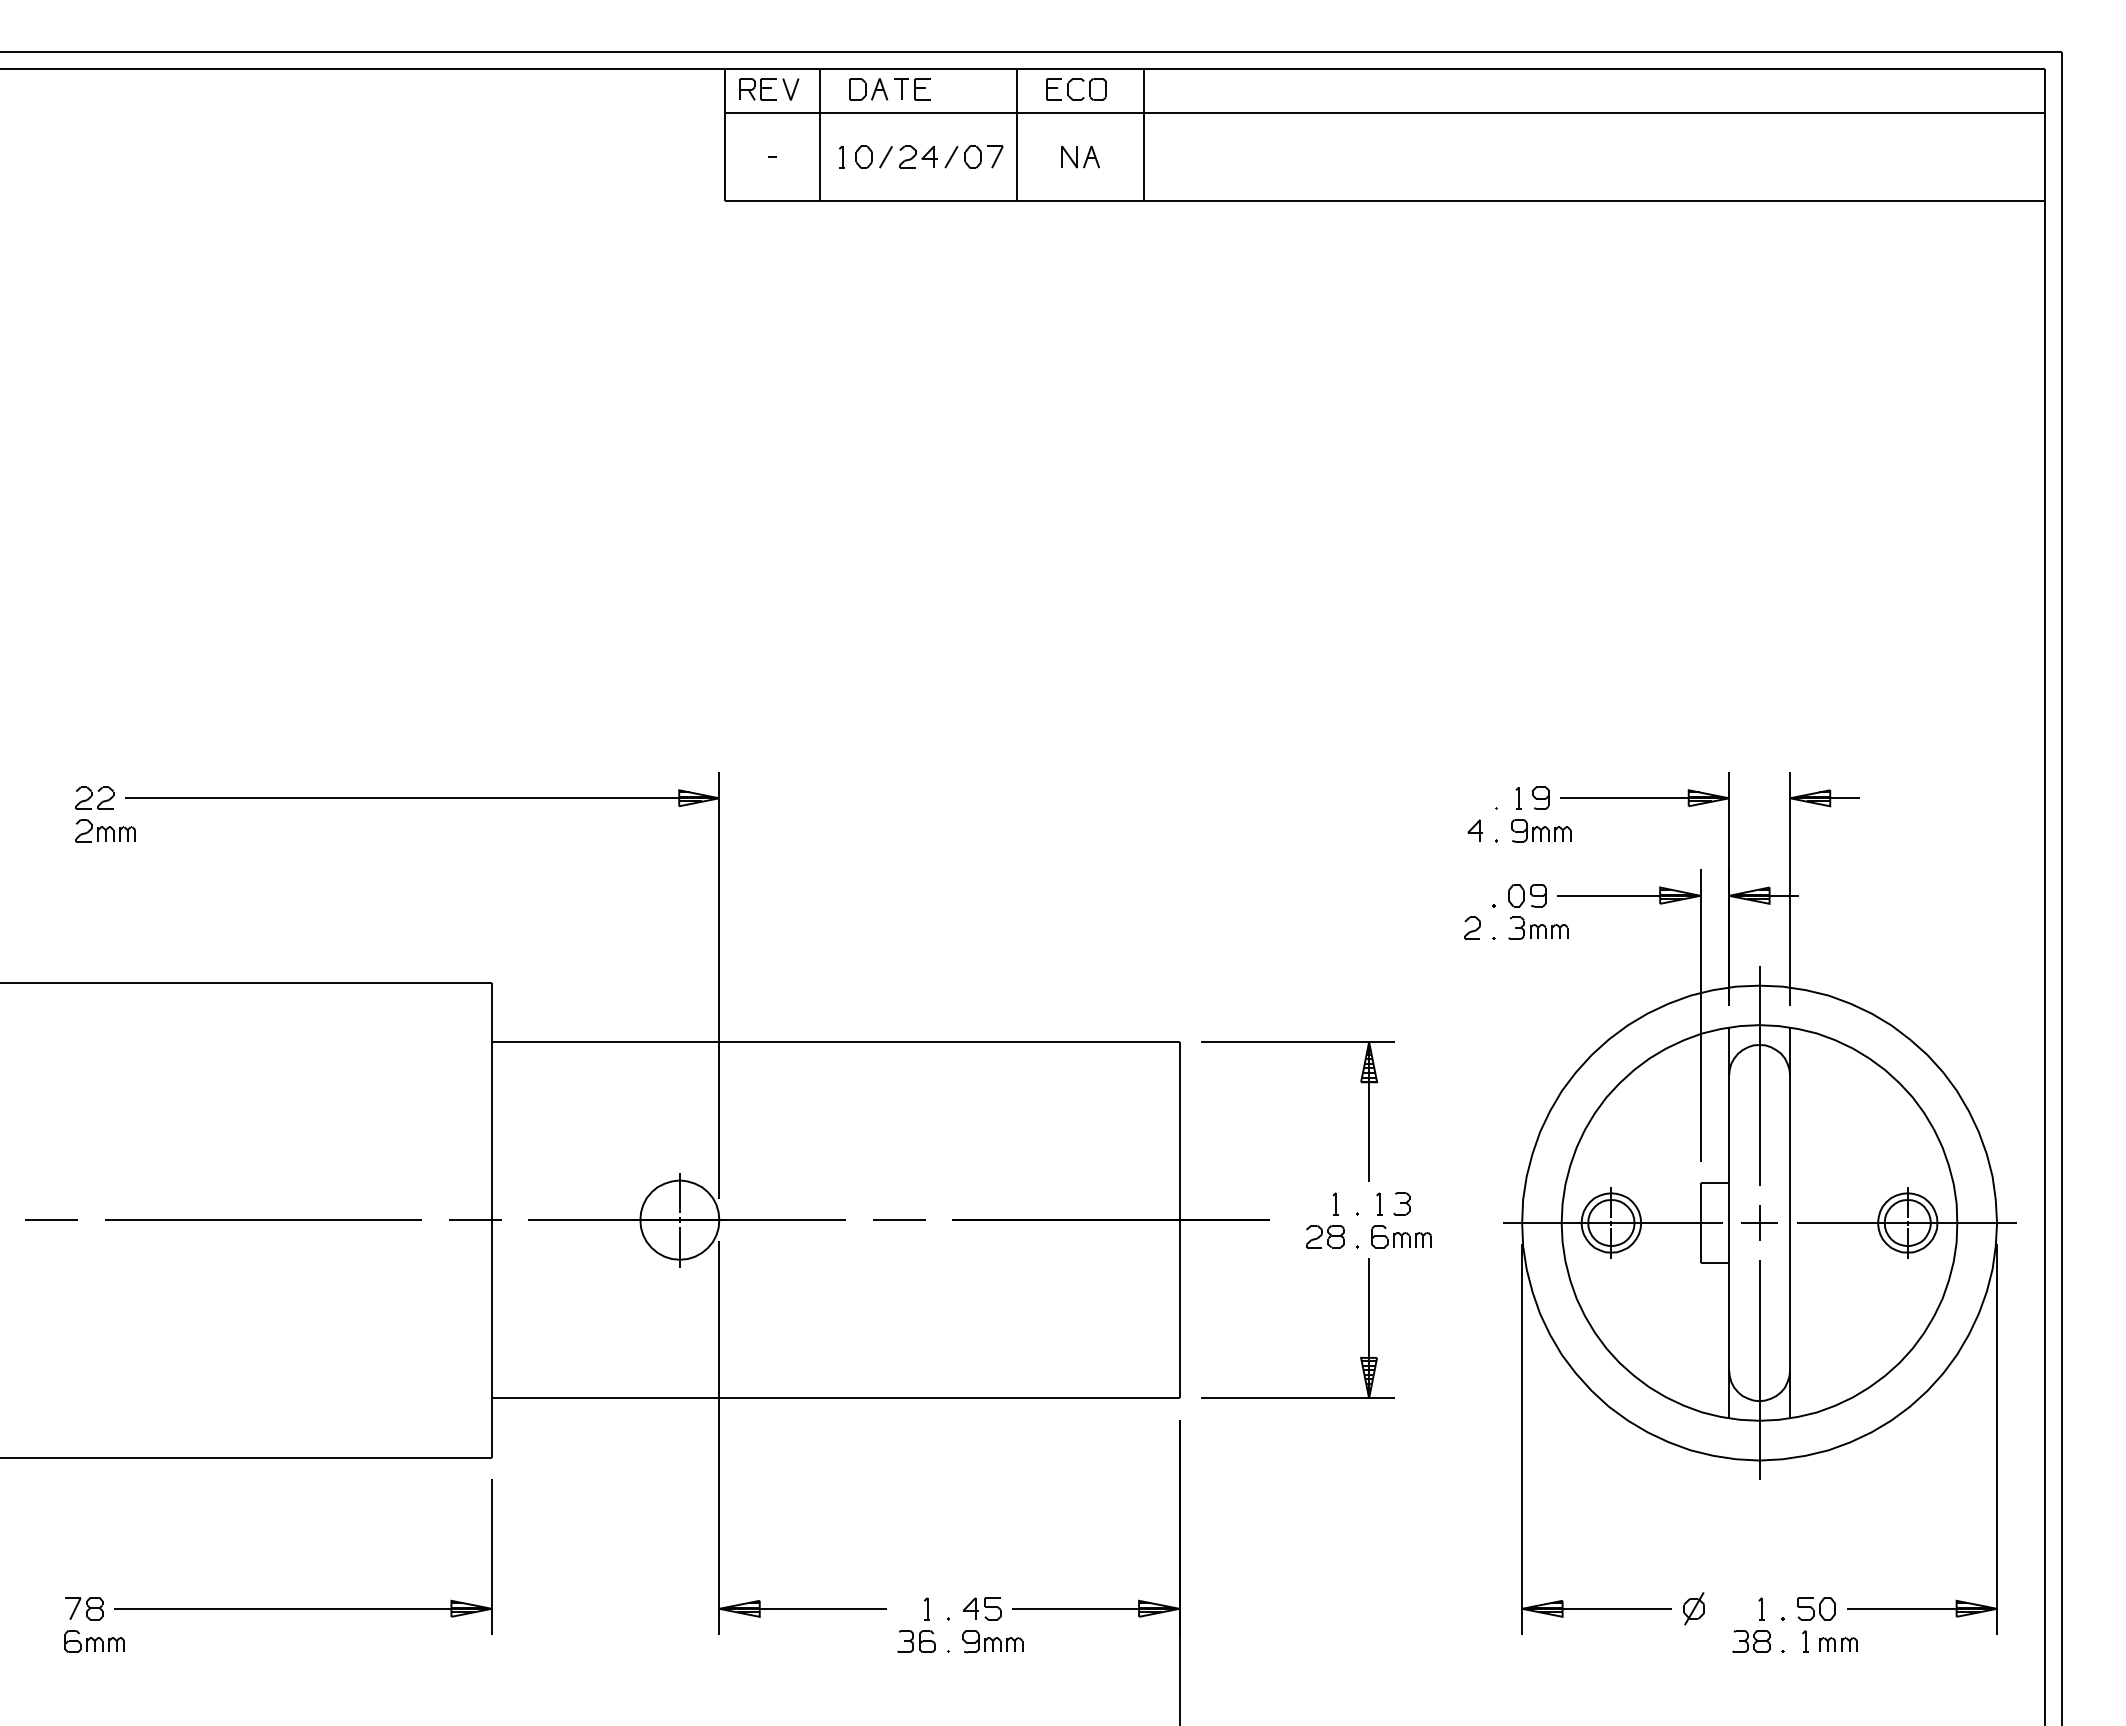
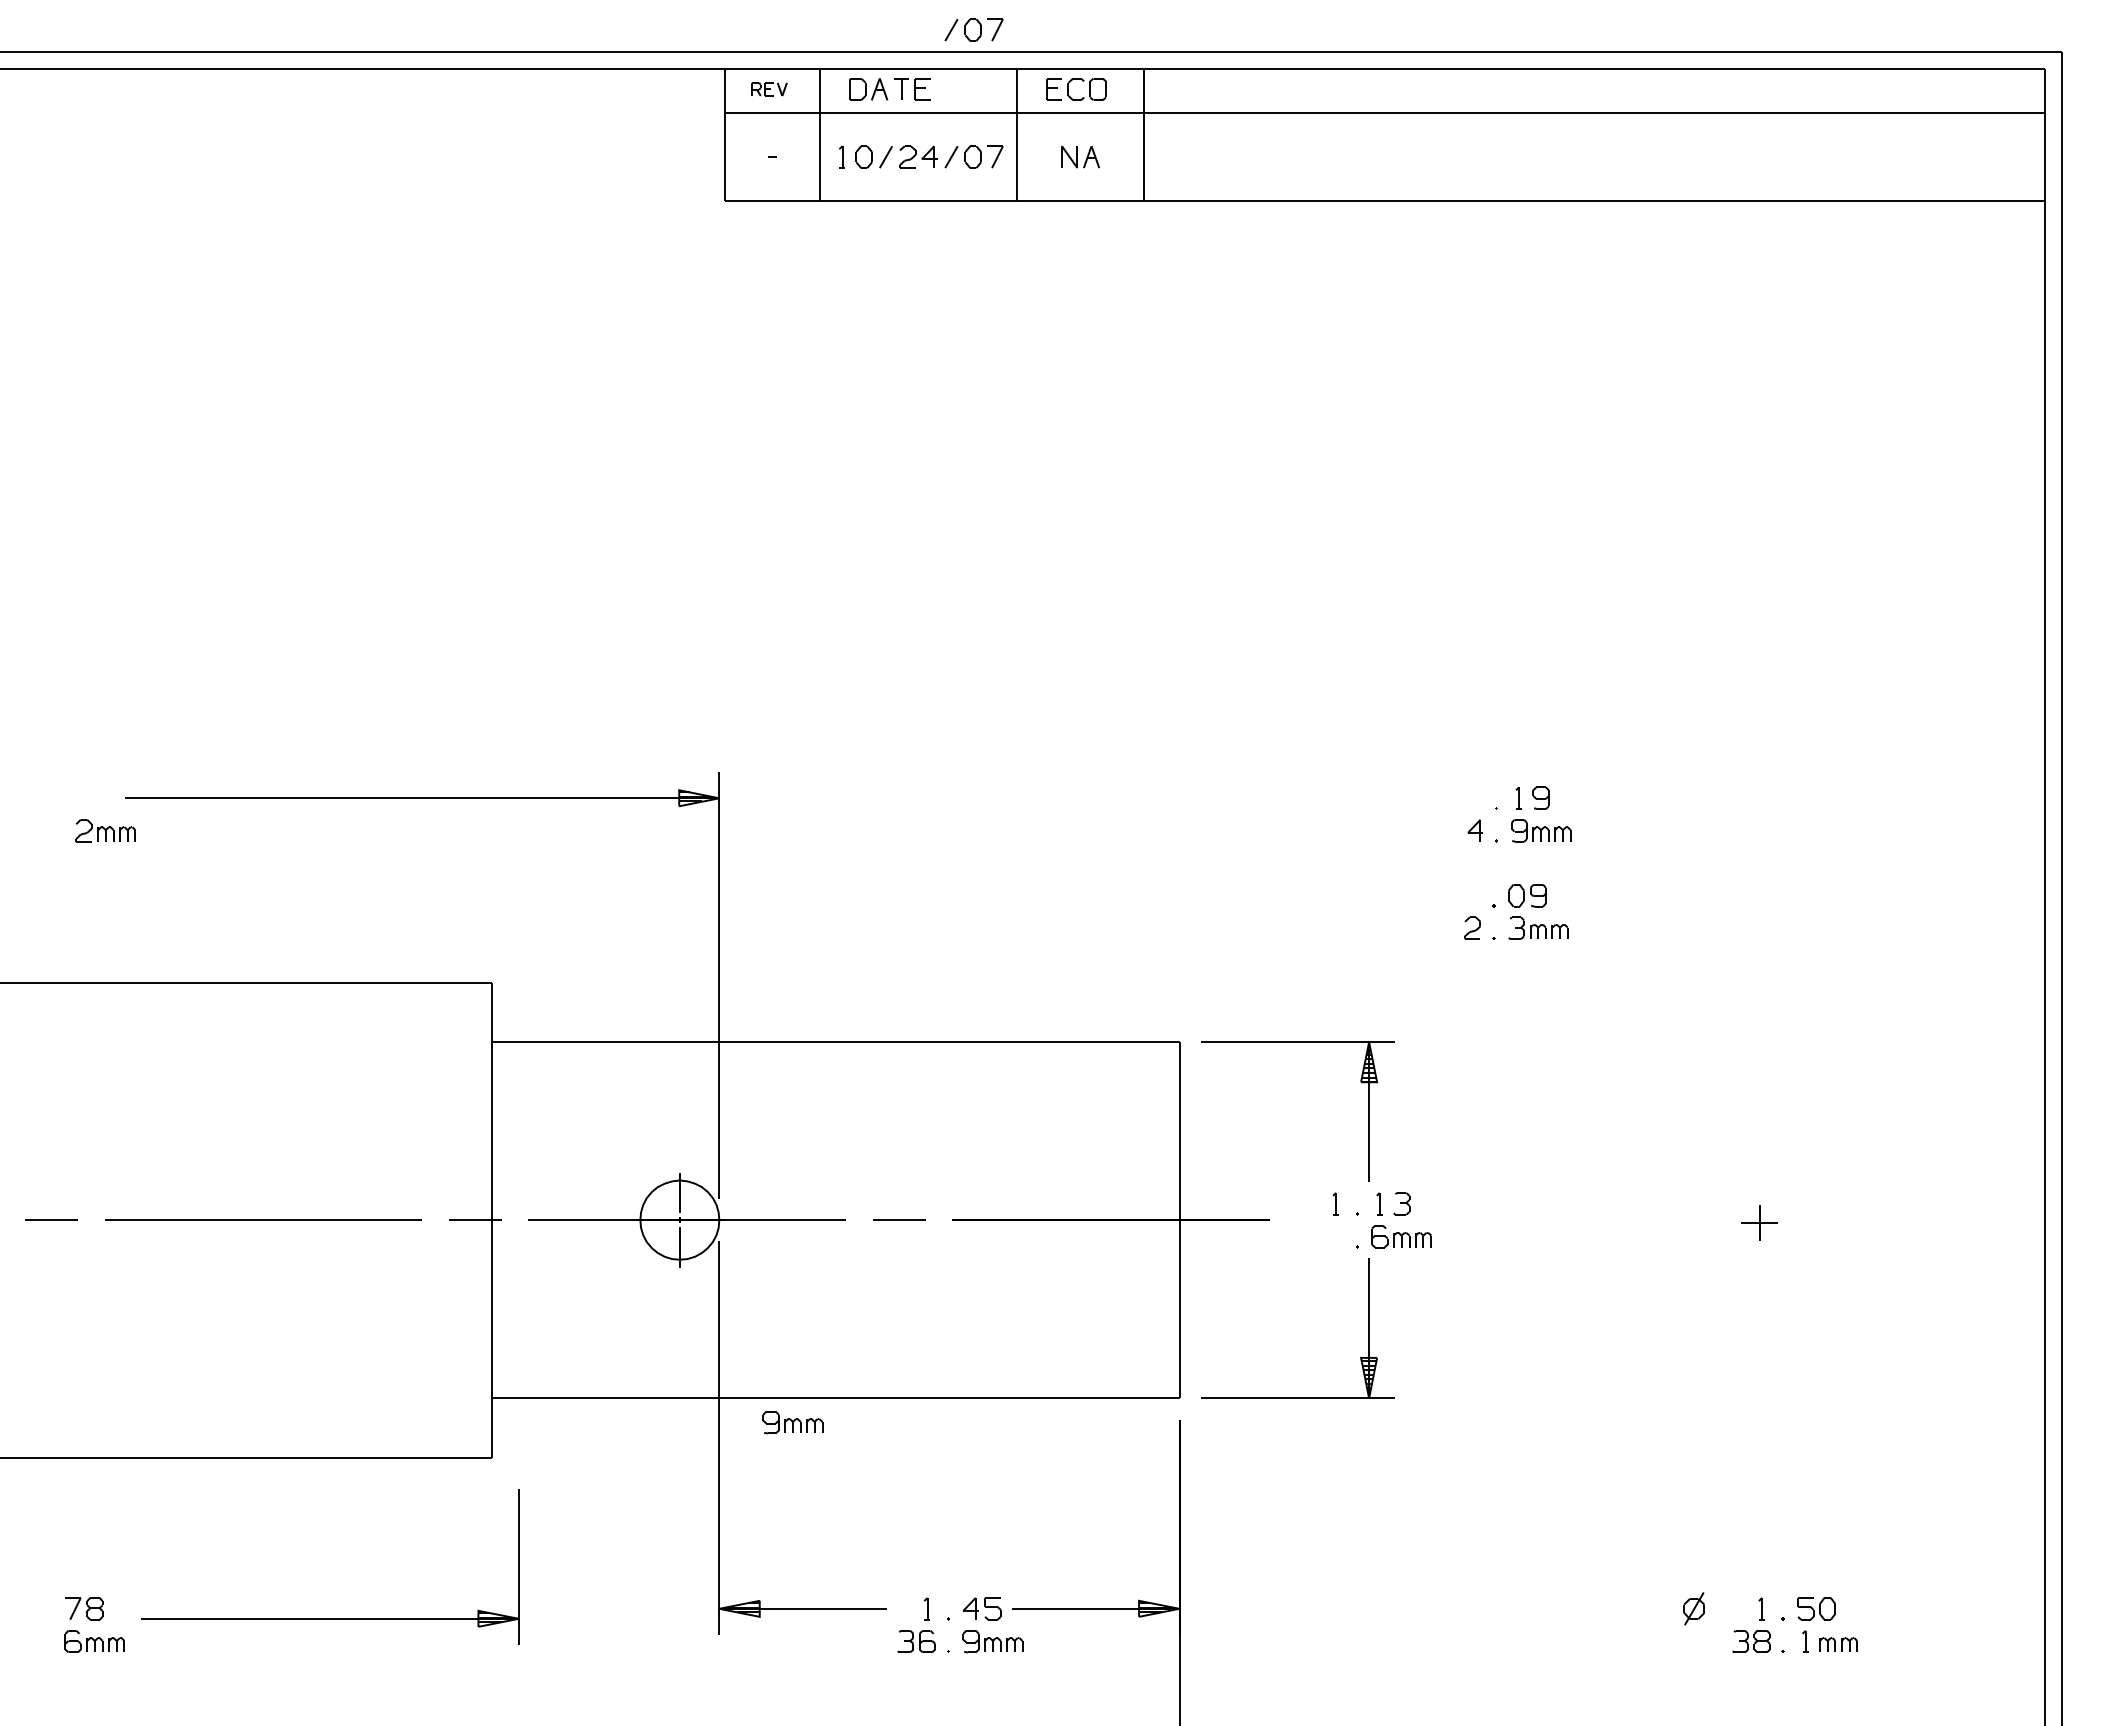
part: none -> present (973, 29)
part size: 61x23 px -> 37x15 px (769, 89)
part: present -> none (94, 797)
part: present -> none (1759, 1203)
part: present -> none (1325, 1236)
part: none -> present (792, 1422)
part position: (303, 1608) -> (330, 1618) (330, 1618)
